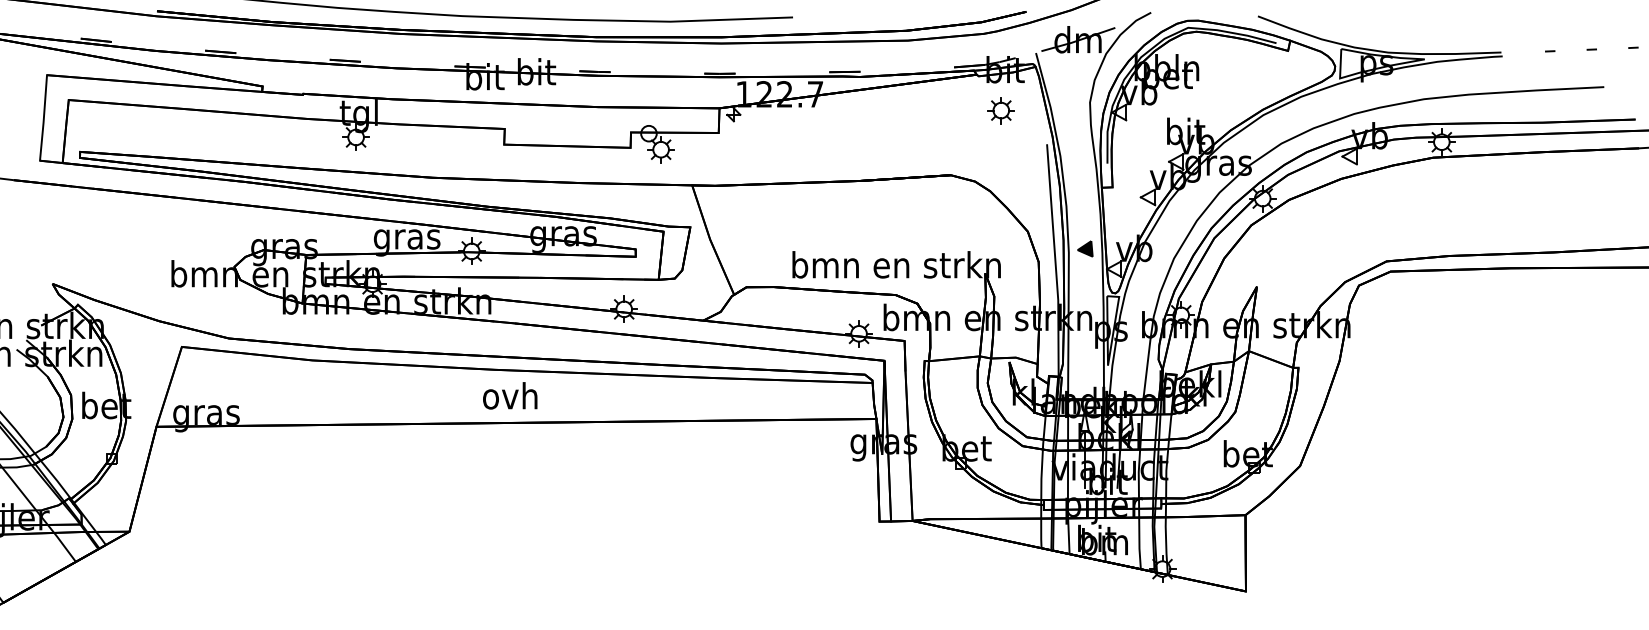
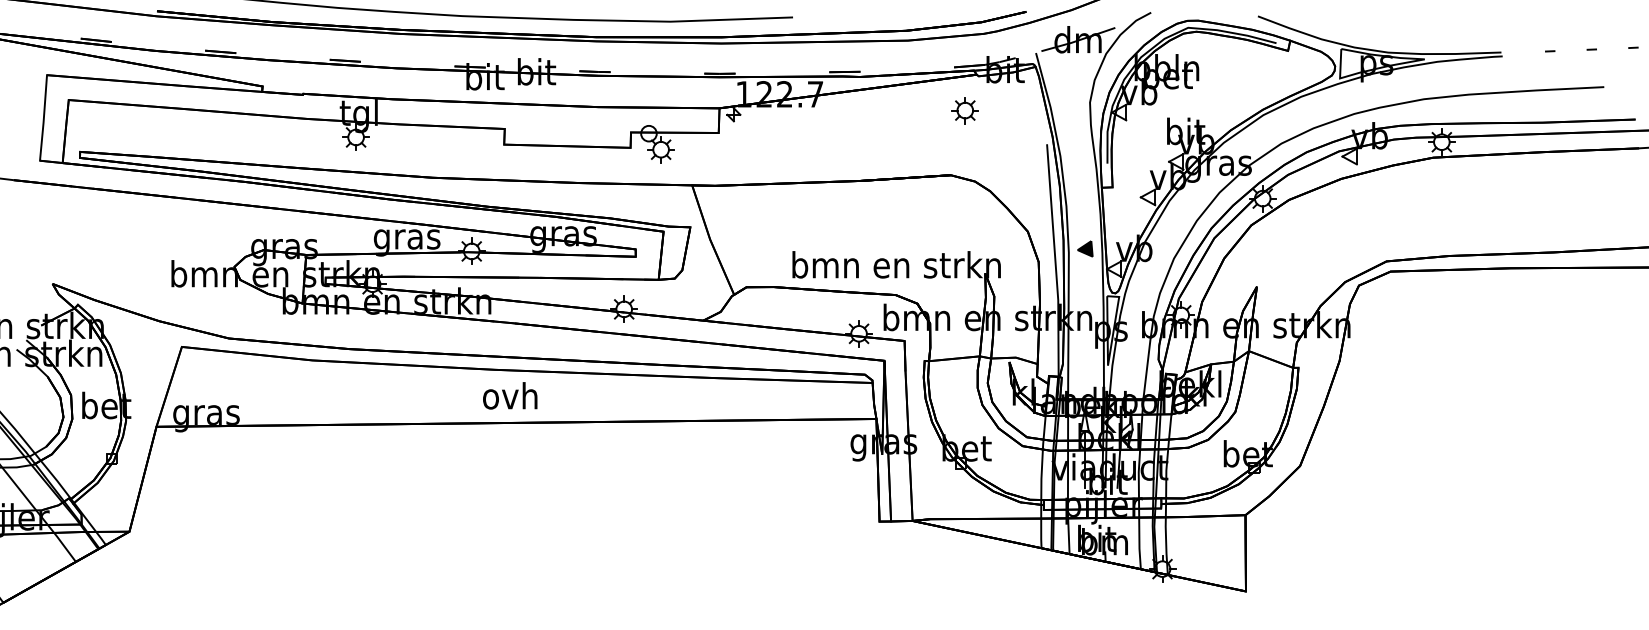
part position: (1000, 110) -> (964, 110) (964, 110)
